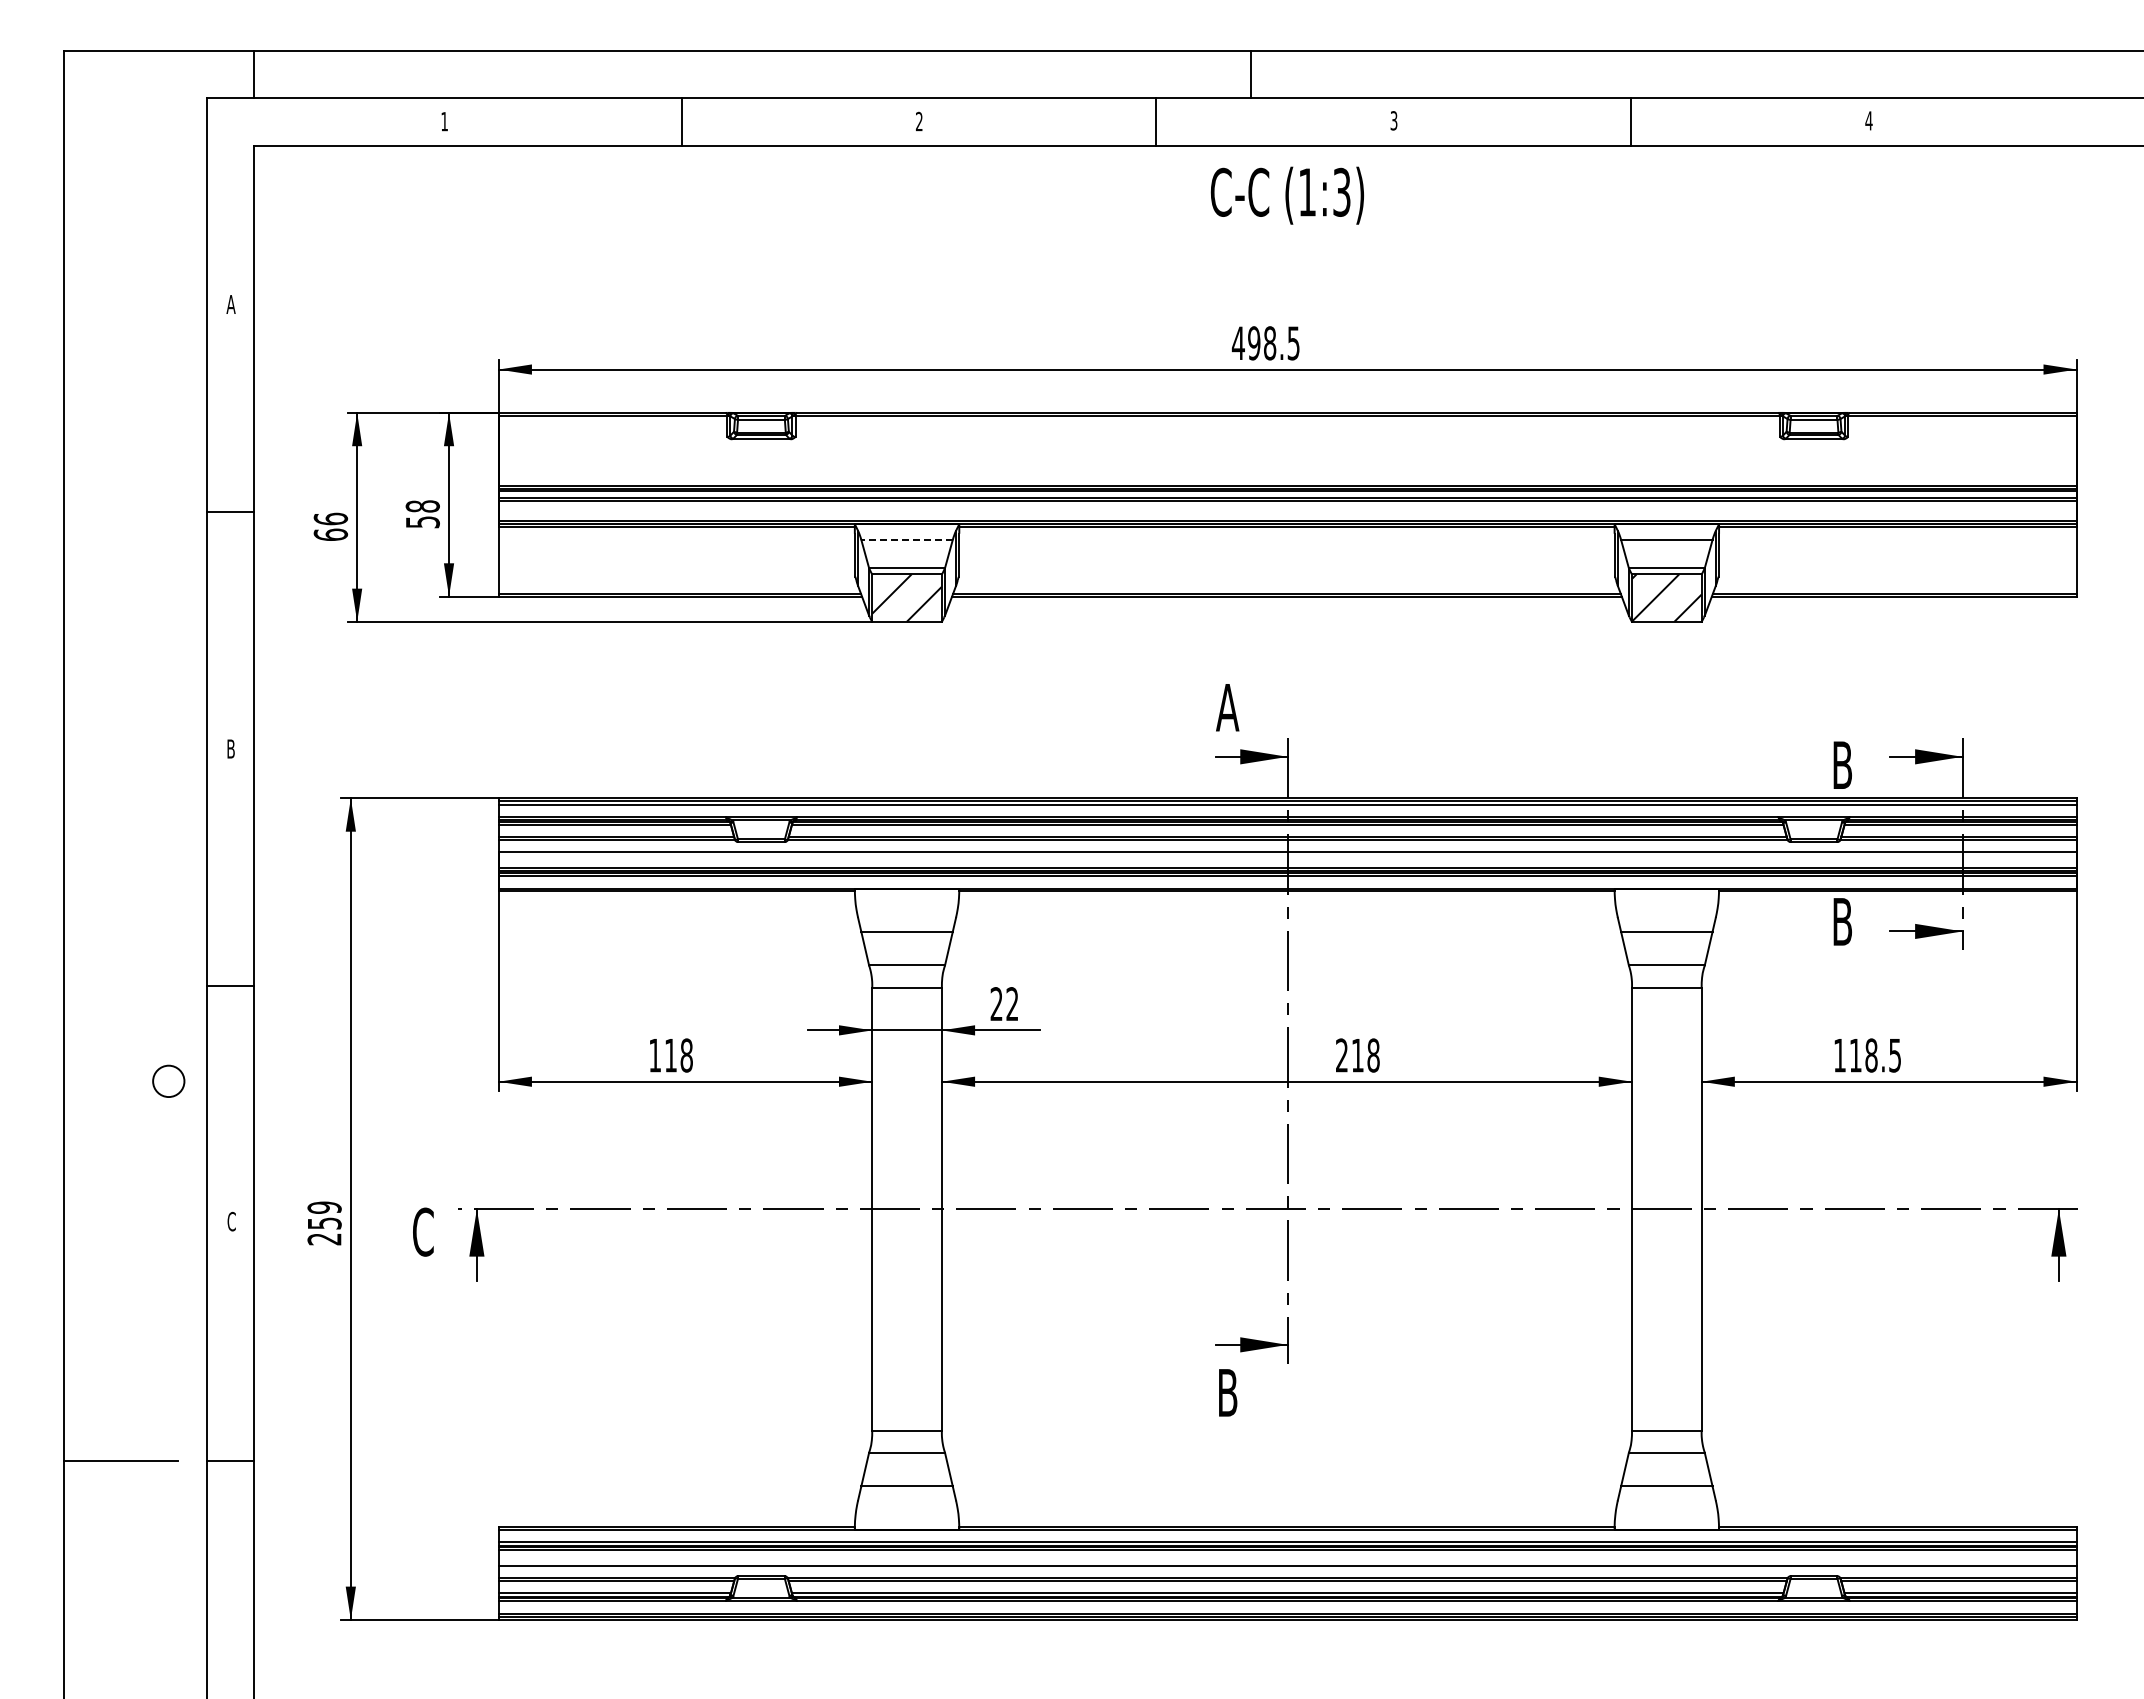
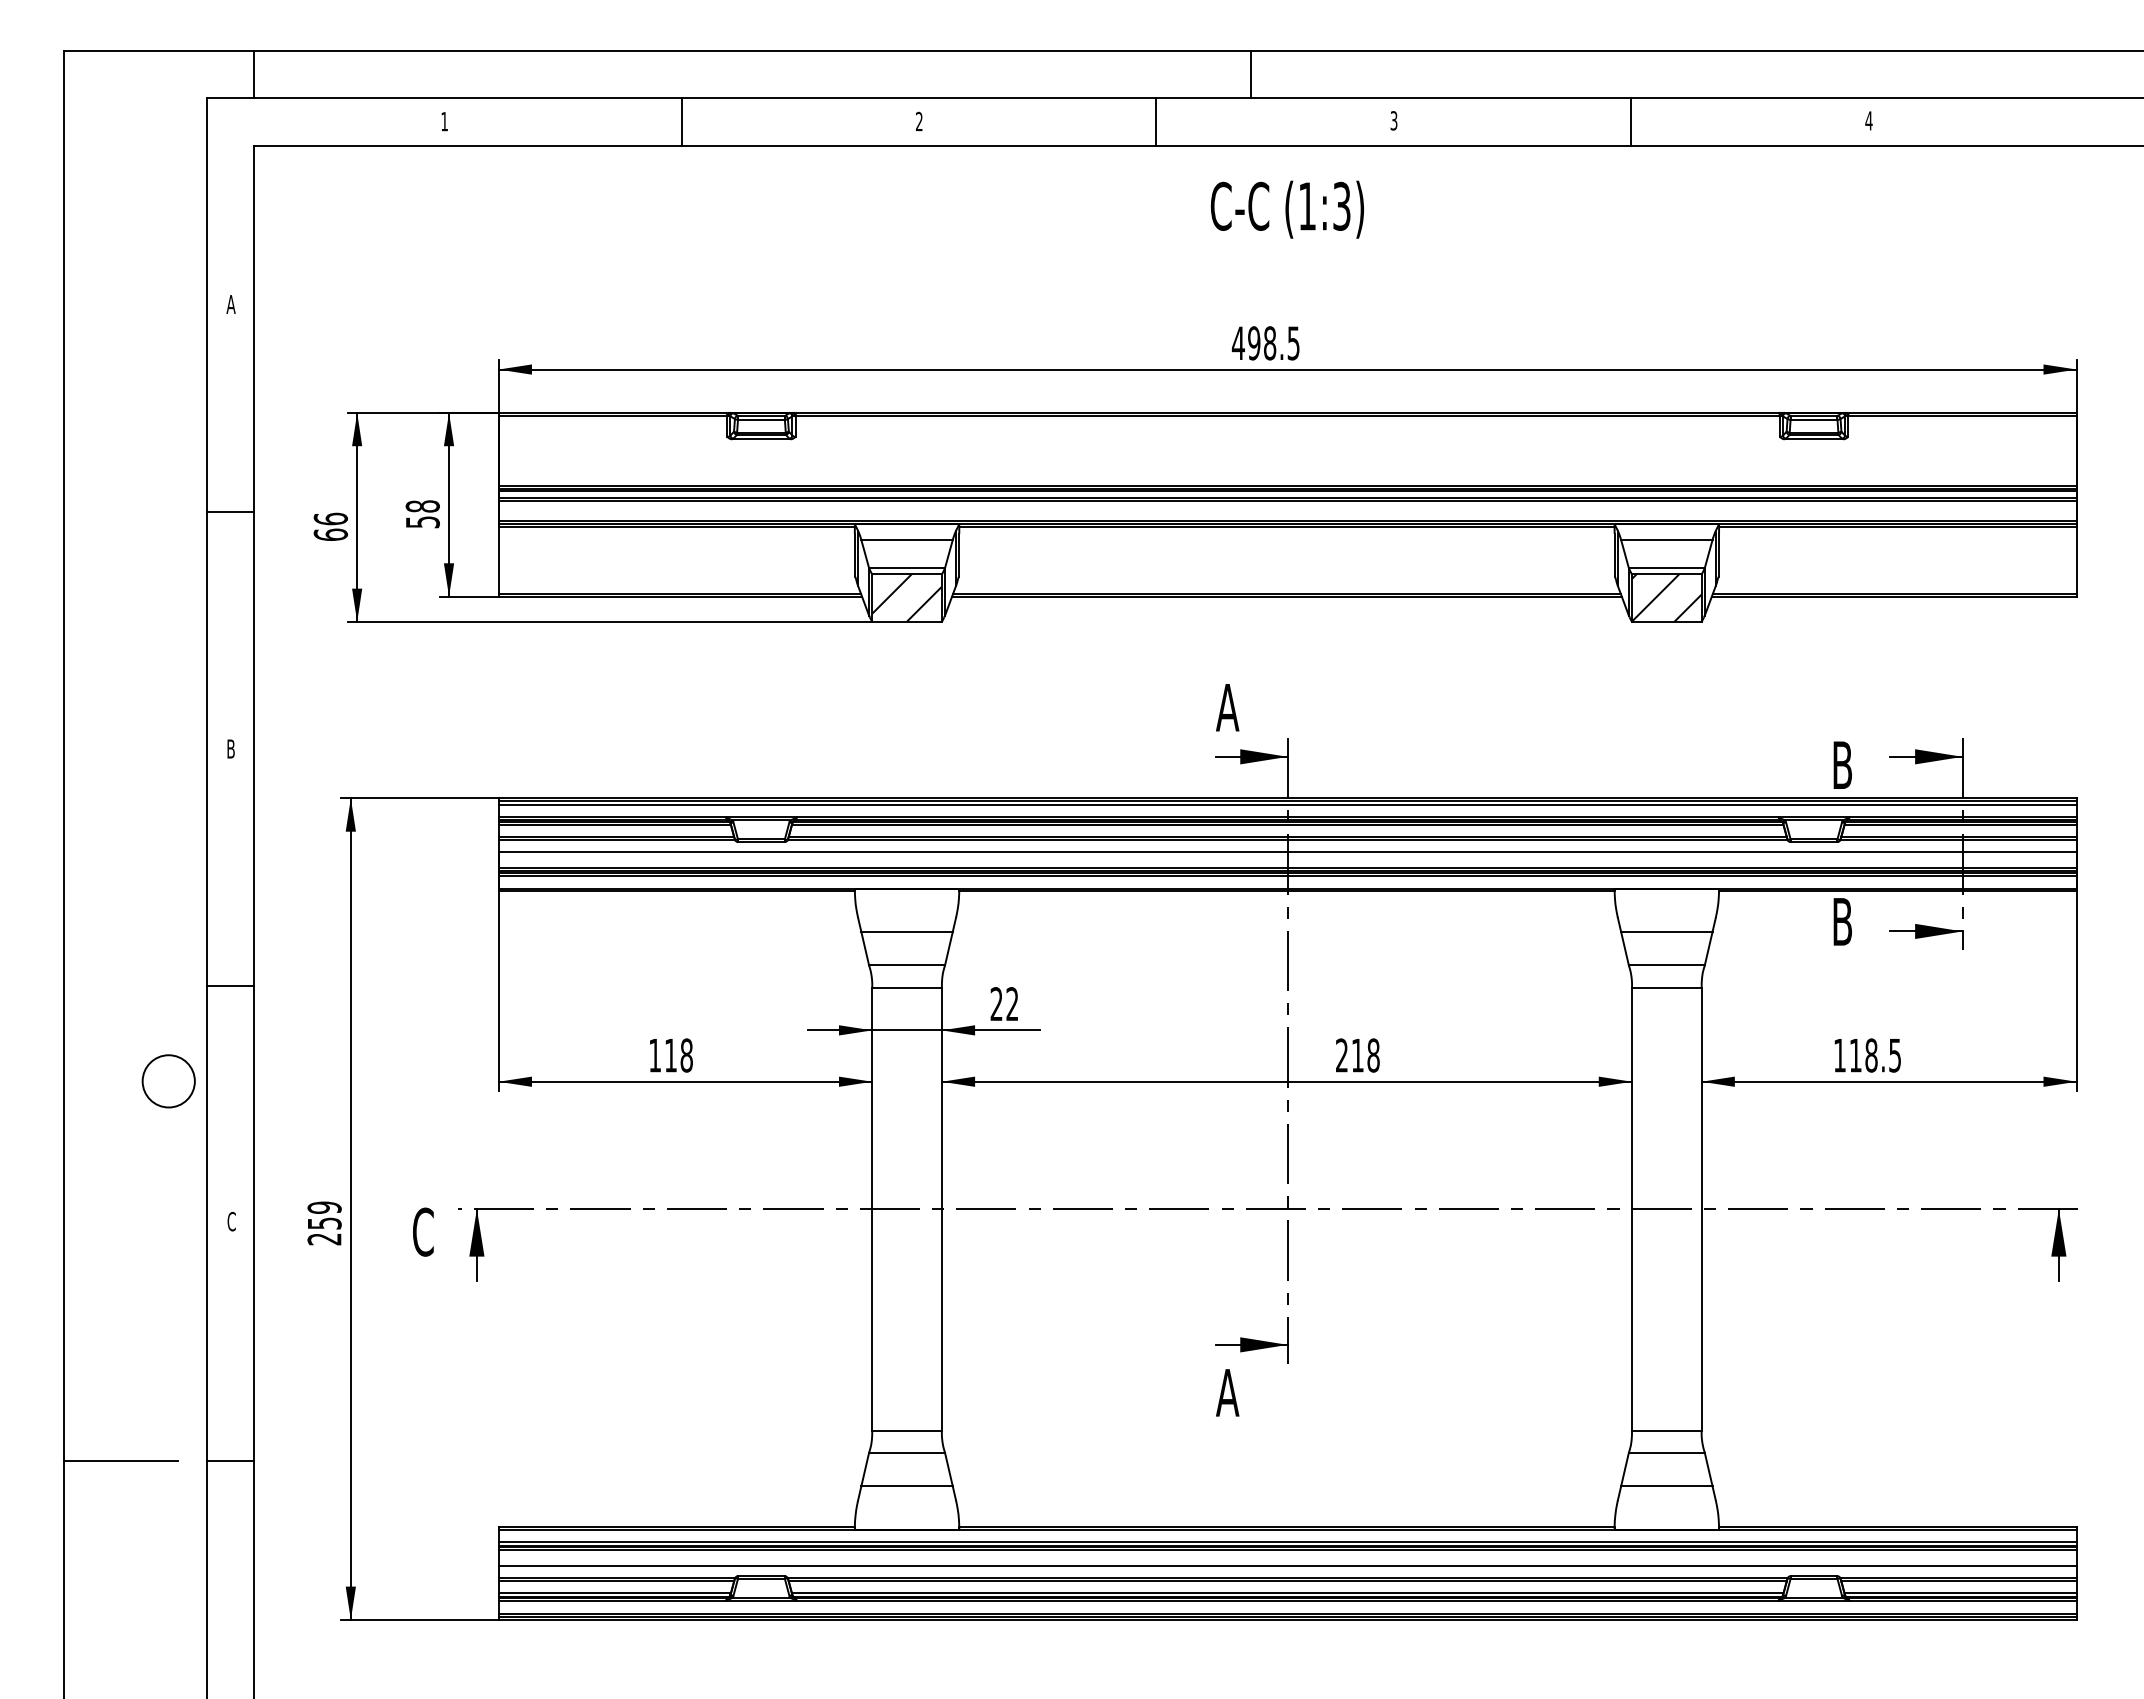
text position: (1286, 195) -> (1286, 209) (1286, 209)
line: dashed -> solid (907, 540)
circle diameter: 31 px -> 52 px (168, 1081)
text: B -> A (1227, 1392)
